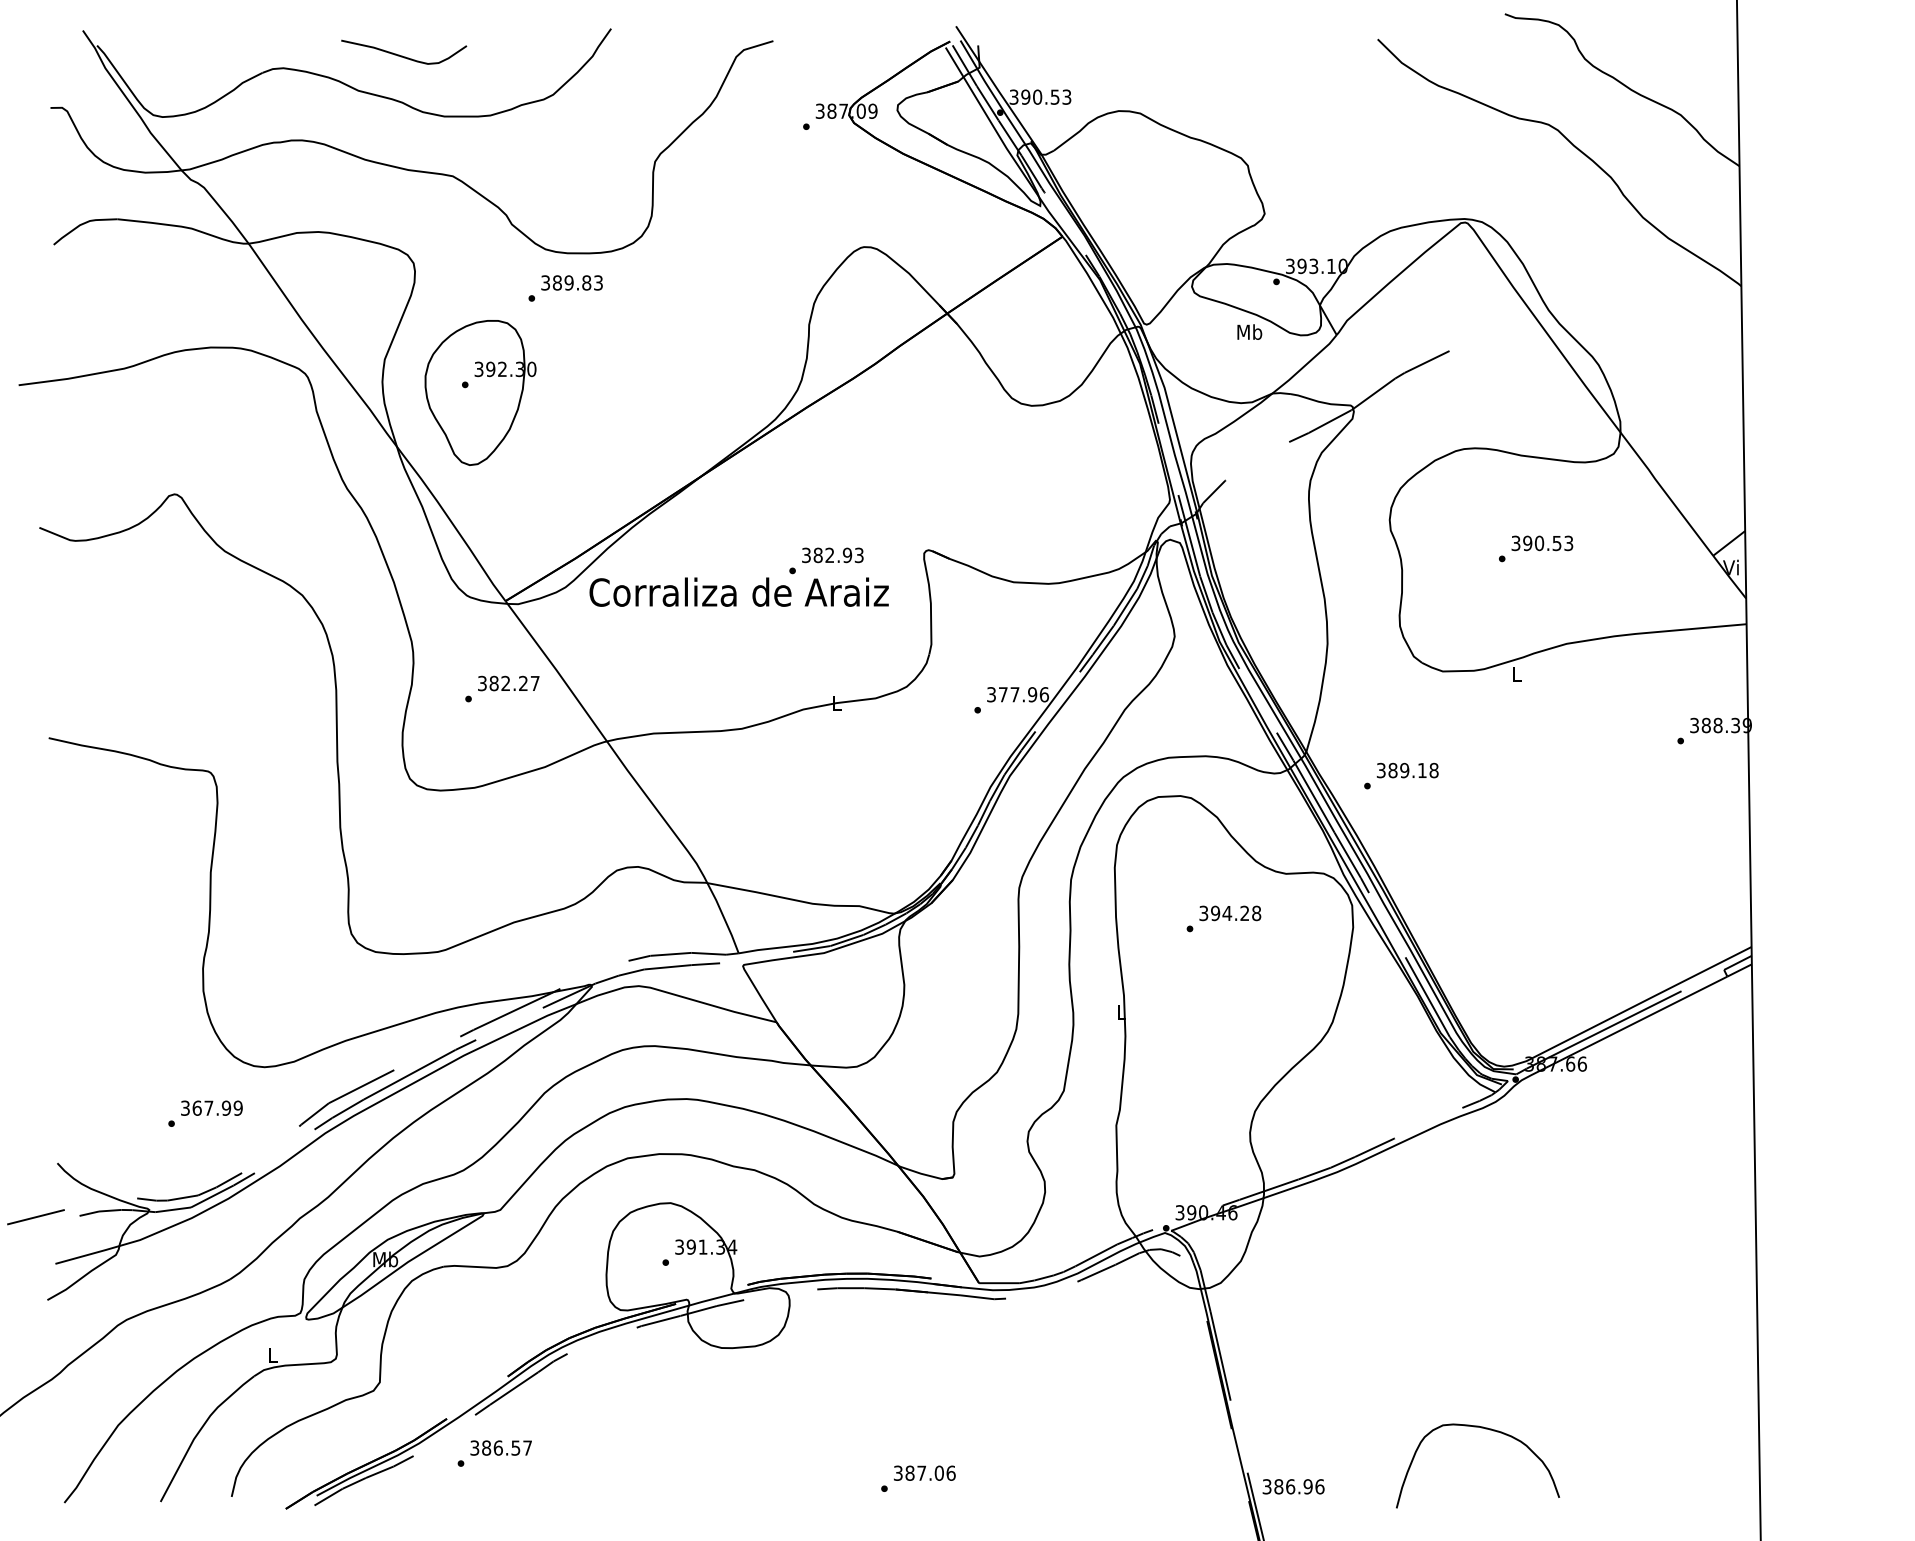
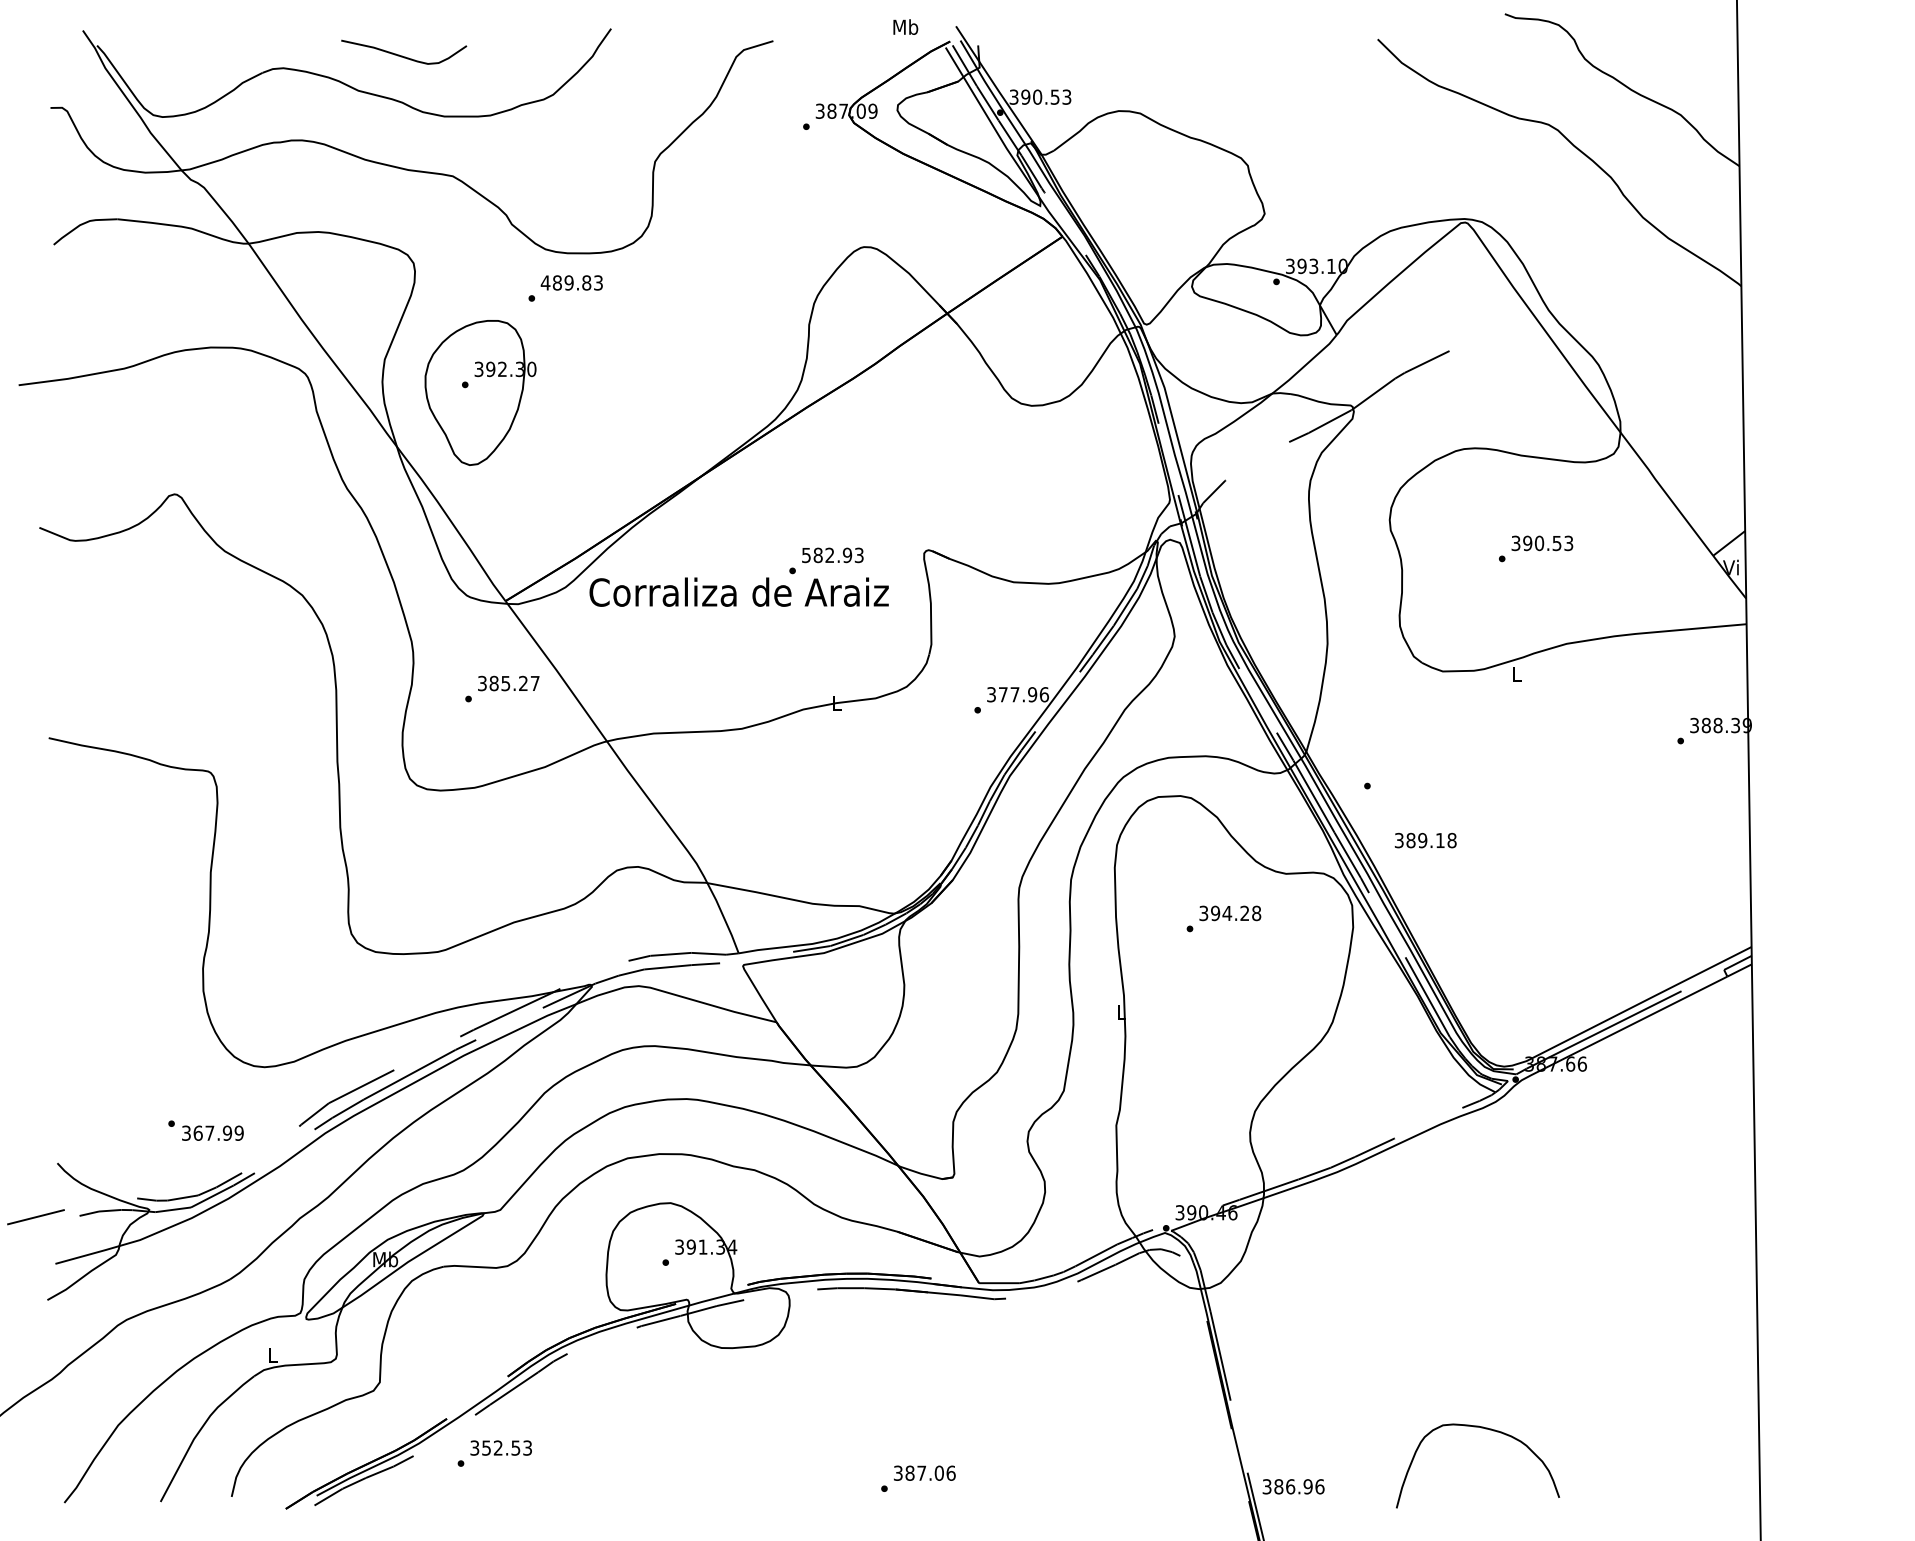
text: 389.83 -> 489.83 (545, 282)
text position: (1249, 331) -> (905, 26) (905, 26)
text: 382.93 -> 582.93 (806, 554)
text: 382.27 -> 385.27 (505, 683)
text position: (1407, 770) -> (1425, 840) (1425, 840)
text position: (211, 1107) -> (212, 1132) (212, 1132)
text: 386.57 -> 352.53 (506, 1447)
